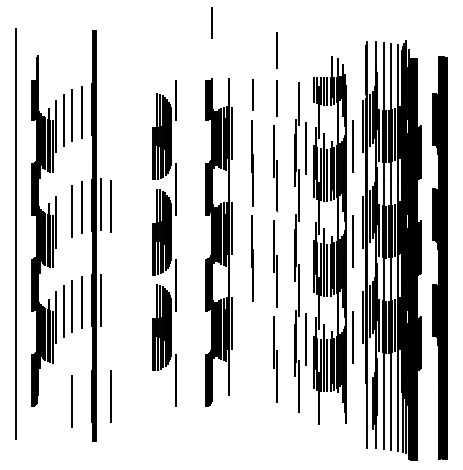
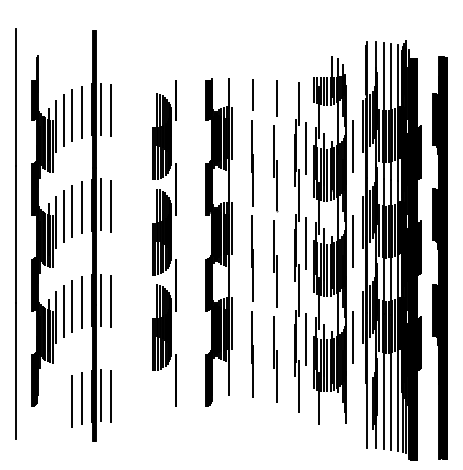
line: present -> none (211, 22)
line: present -> none (276, 50)
line: none -> present (101, 109)
line: none -> present (111, 110)
line: none -> present (63, 215)
line: none -> present (306, 243)
line: none -> present (110, 301)
line: none -> present (252, 354)
line: none -> present (101, 395)
line: none -> present (81, 397)
